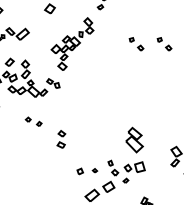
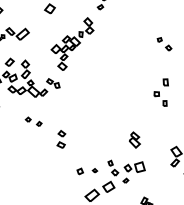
part: present -> none (136, 44)
part: none -> present (160, 92)
part size: 19x28 px -> 12x18 px (134, 139)
